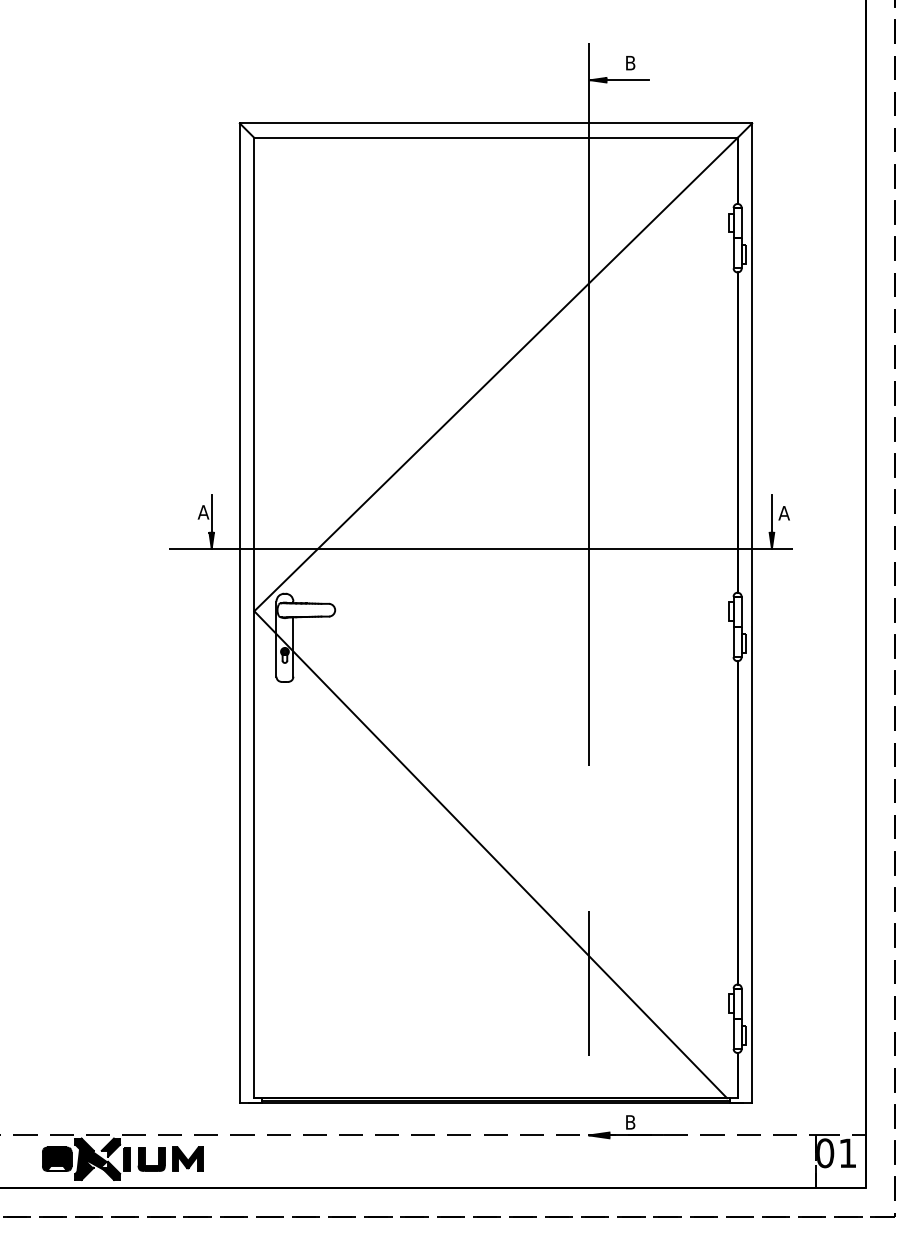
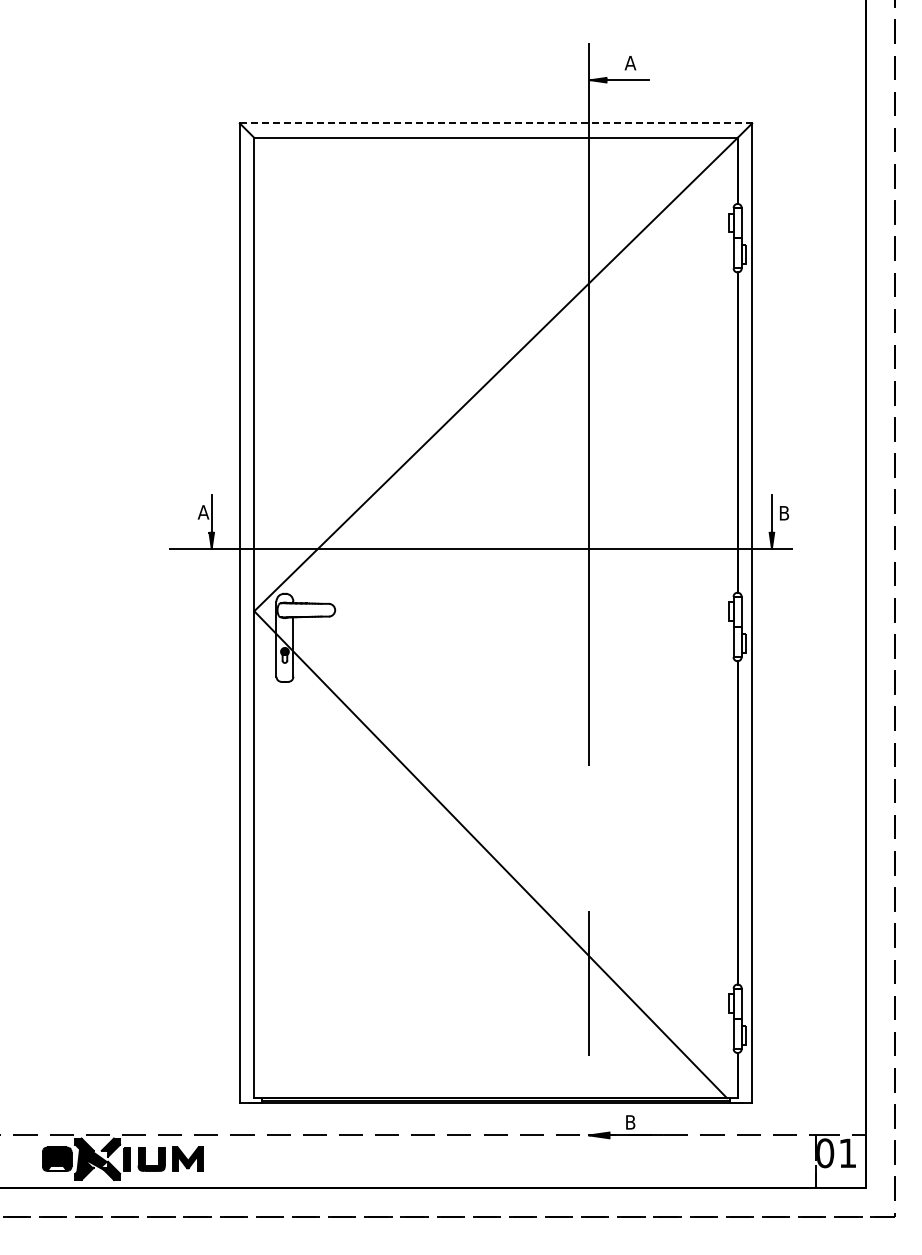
text: B -> A (630, 63)
line: solid -> dashed (496, 123)
text: A -> B (783, 513)
